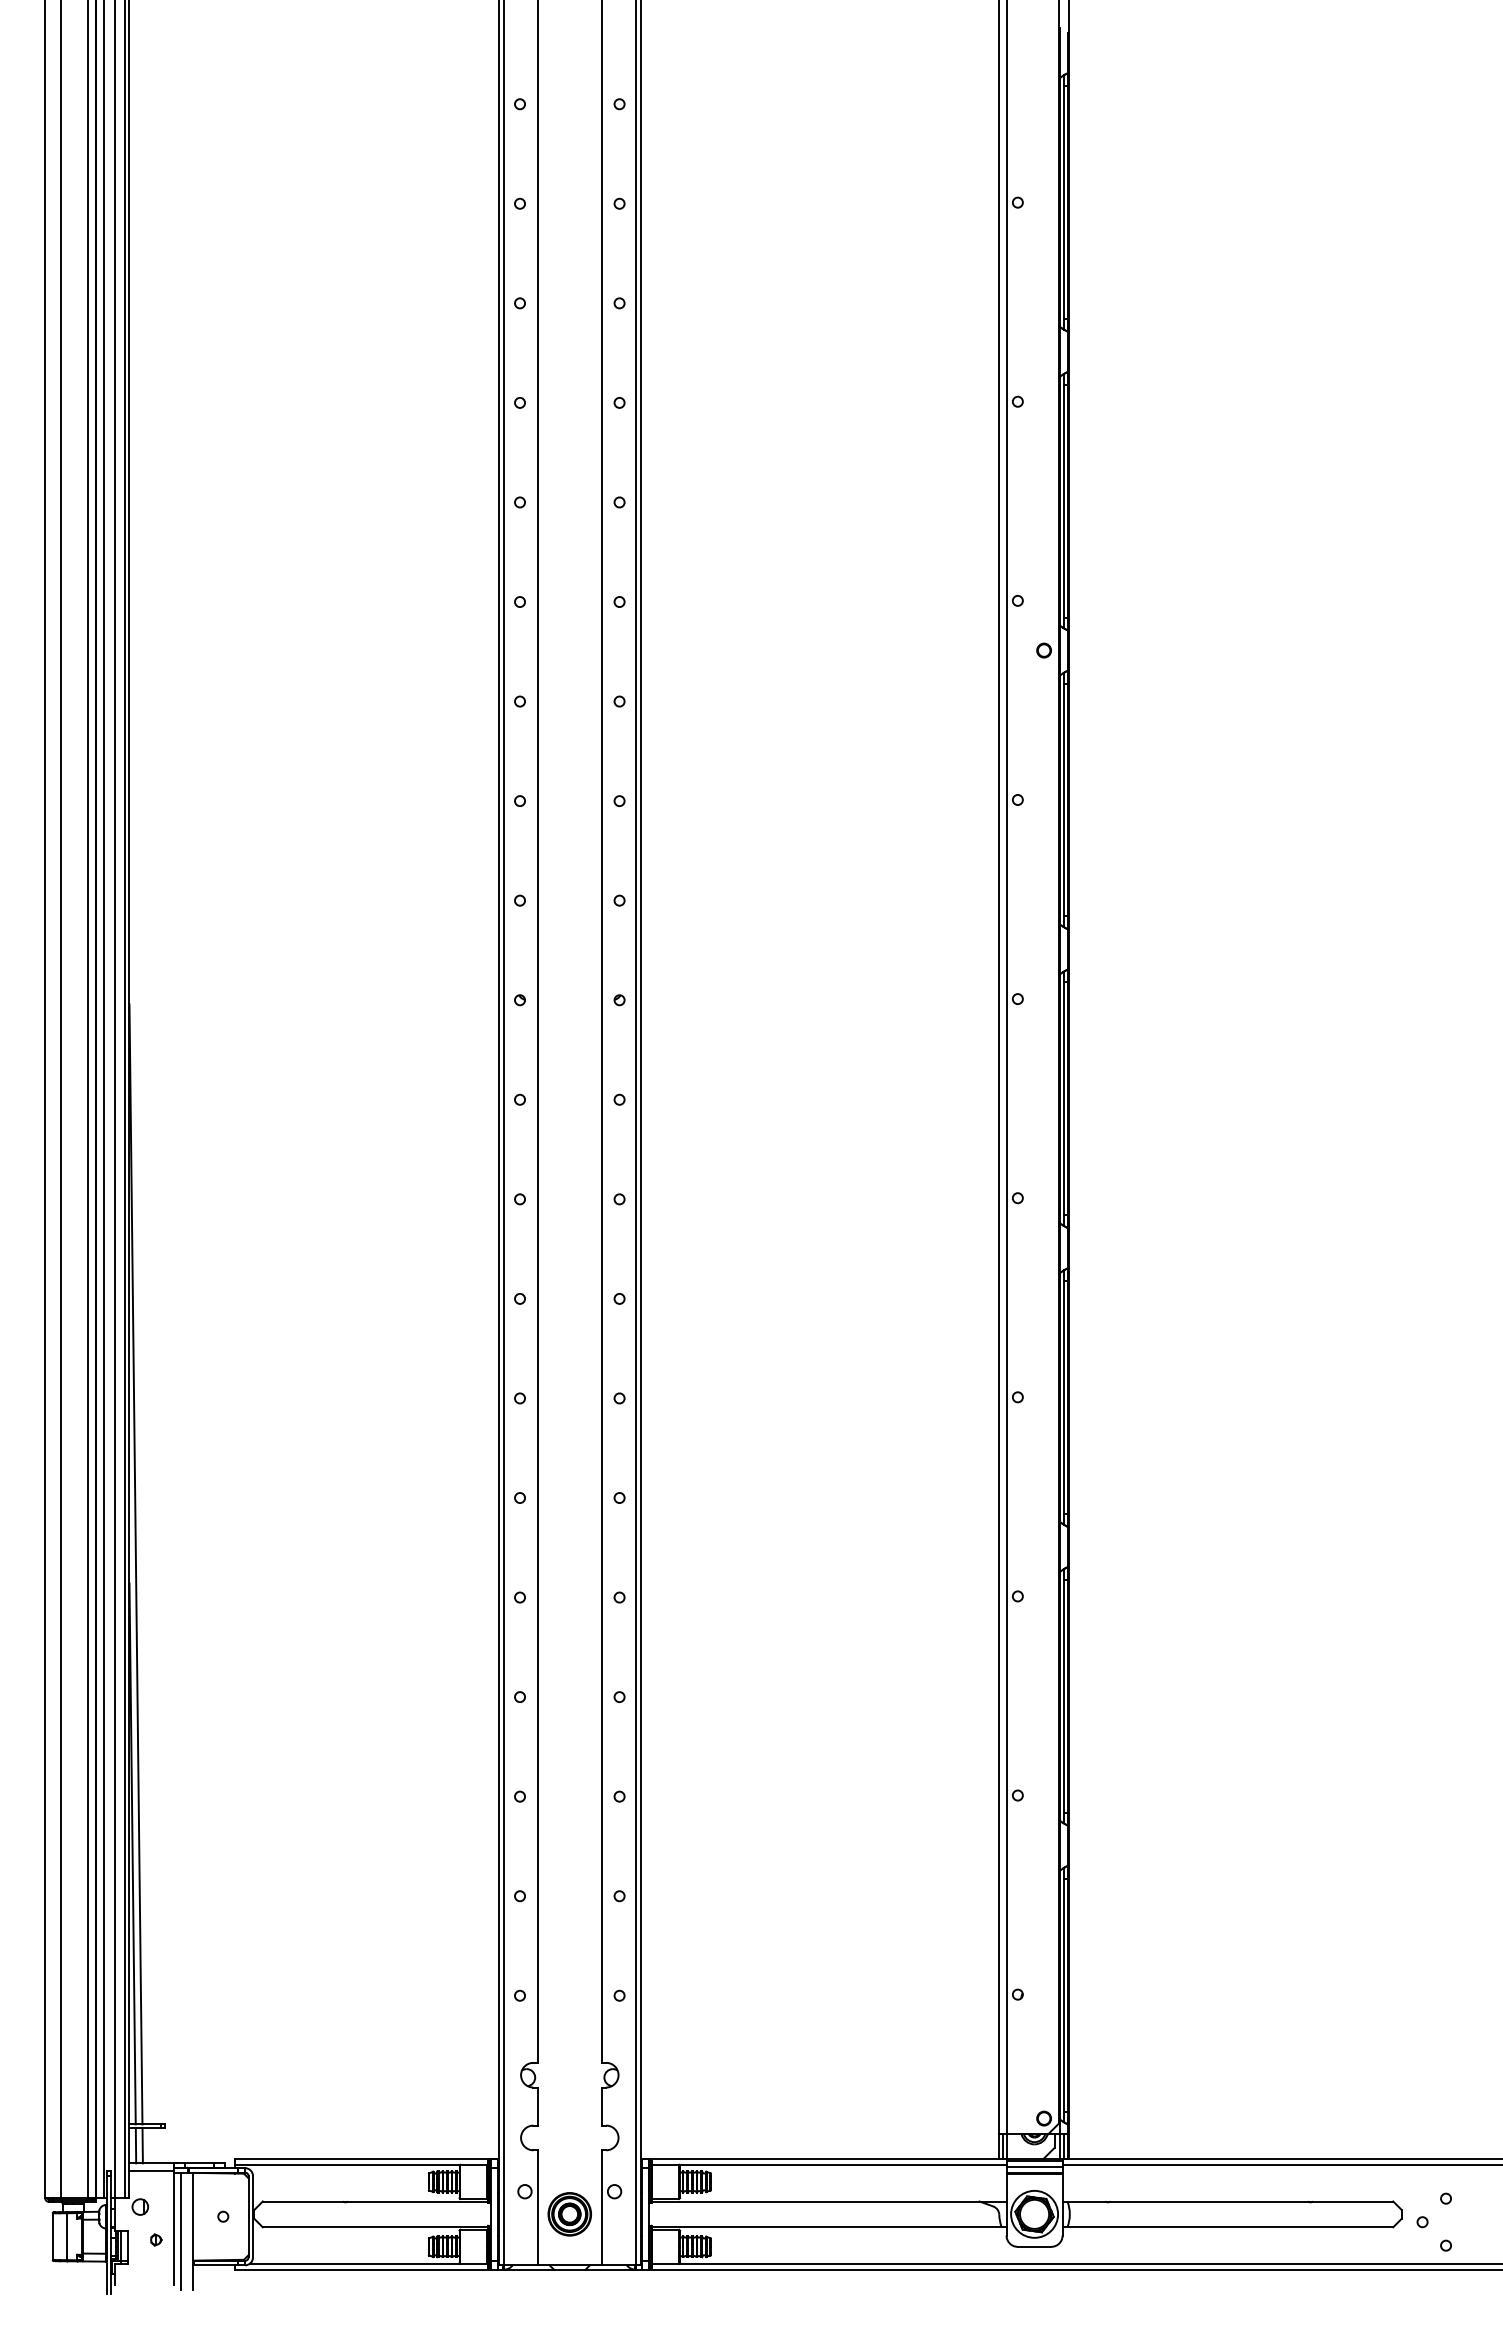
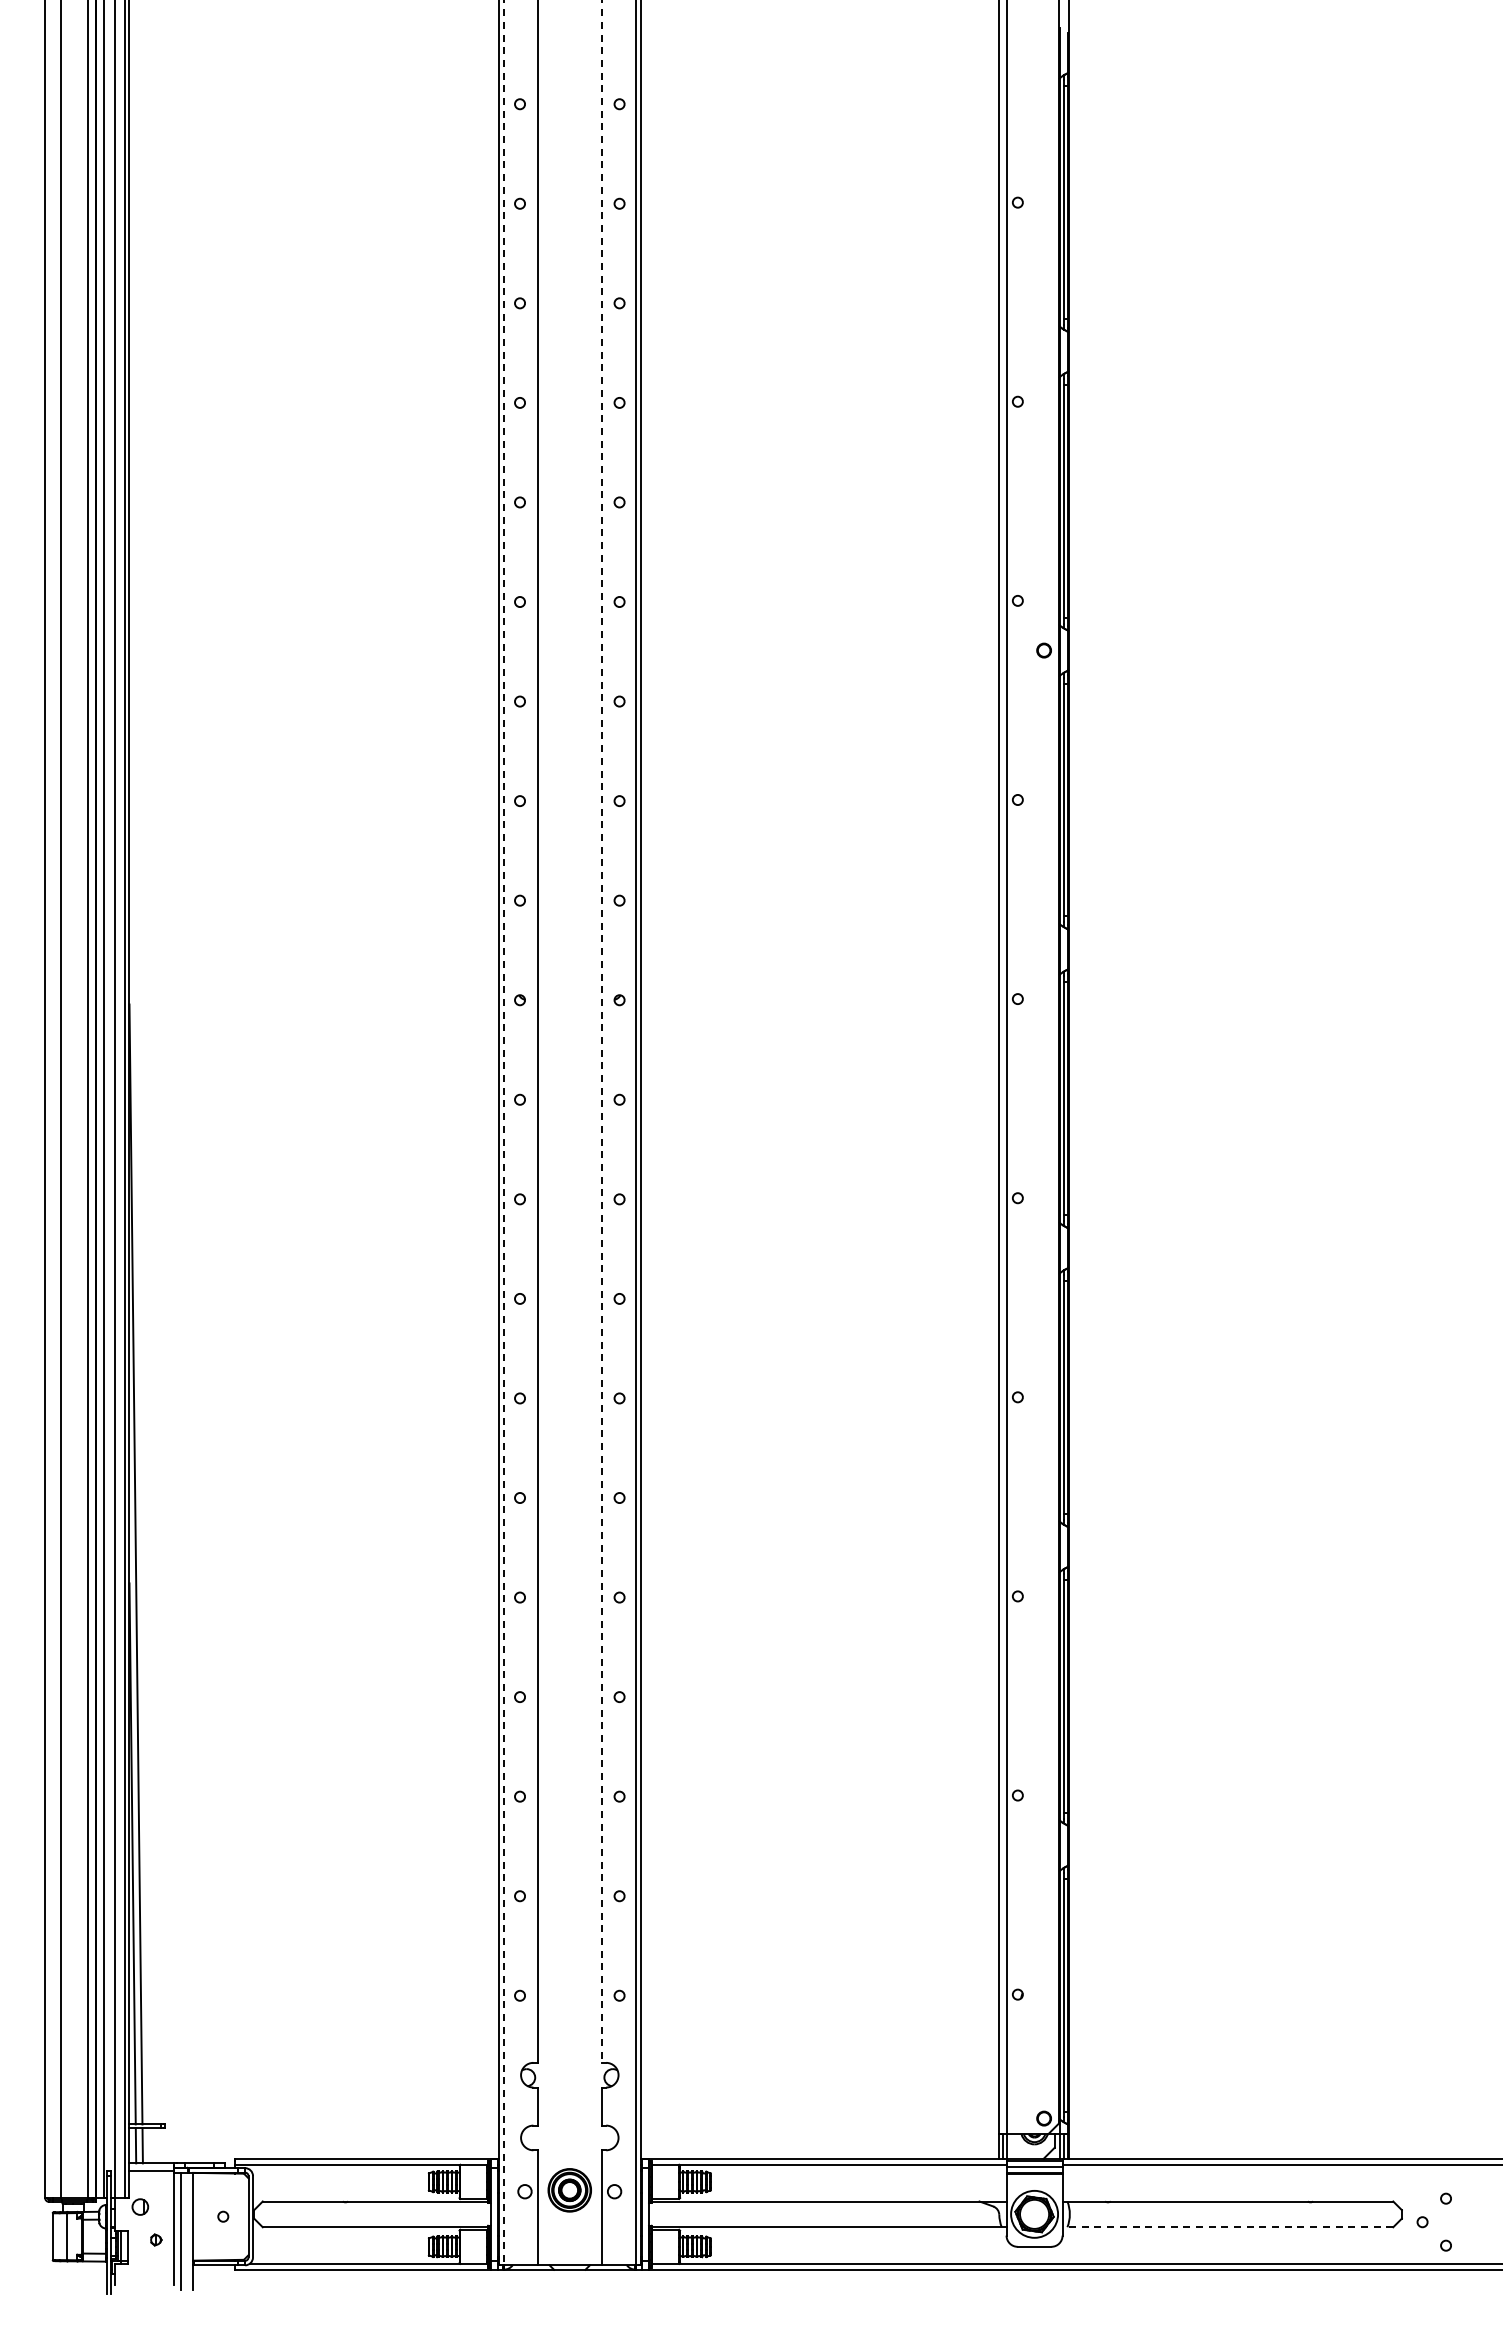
line: solid -> dashed (601, 1031)
line: solid -> dashed (503, 1133)
part position: (569, 2214) -> (569, 2190) (569, 2190)
line: solid -> dashed (1227, 2227)
